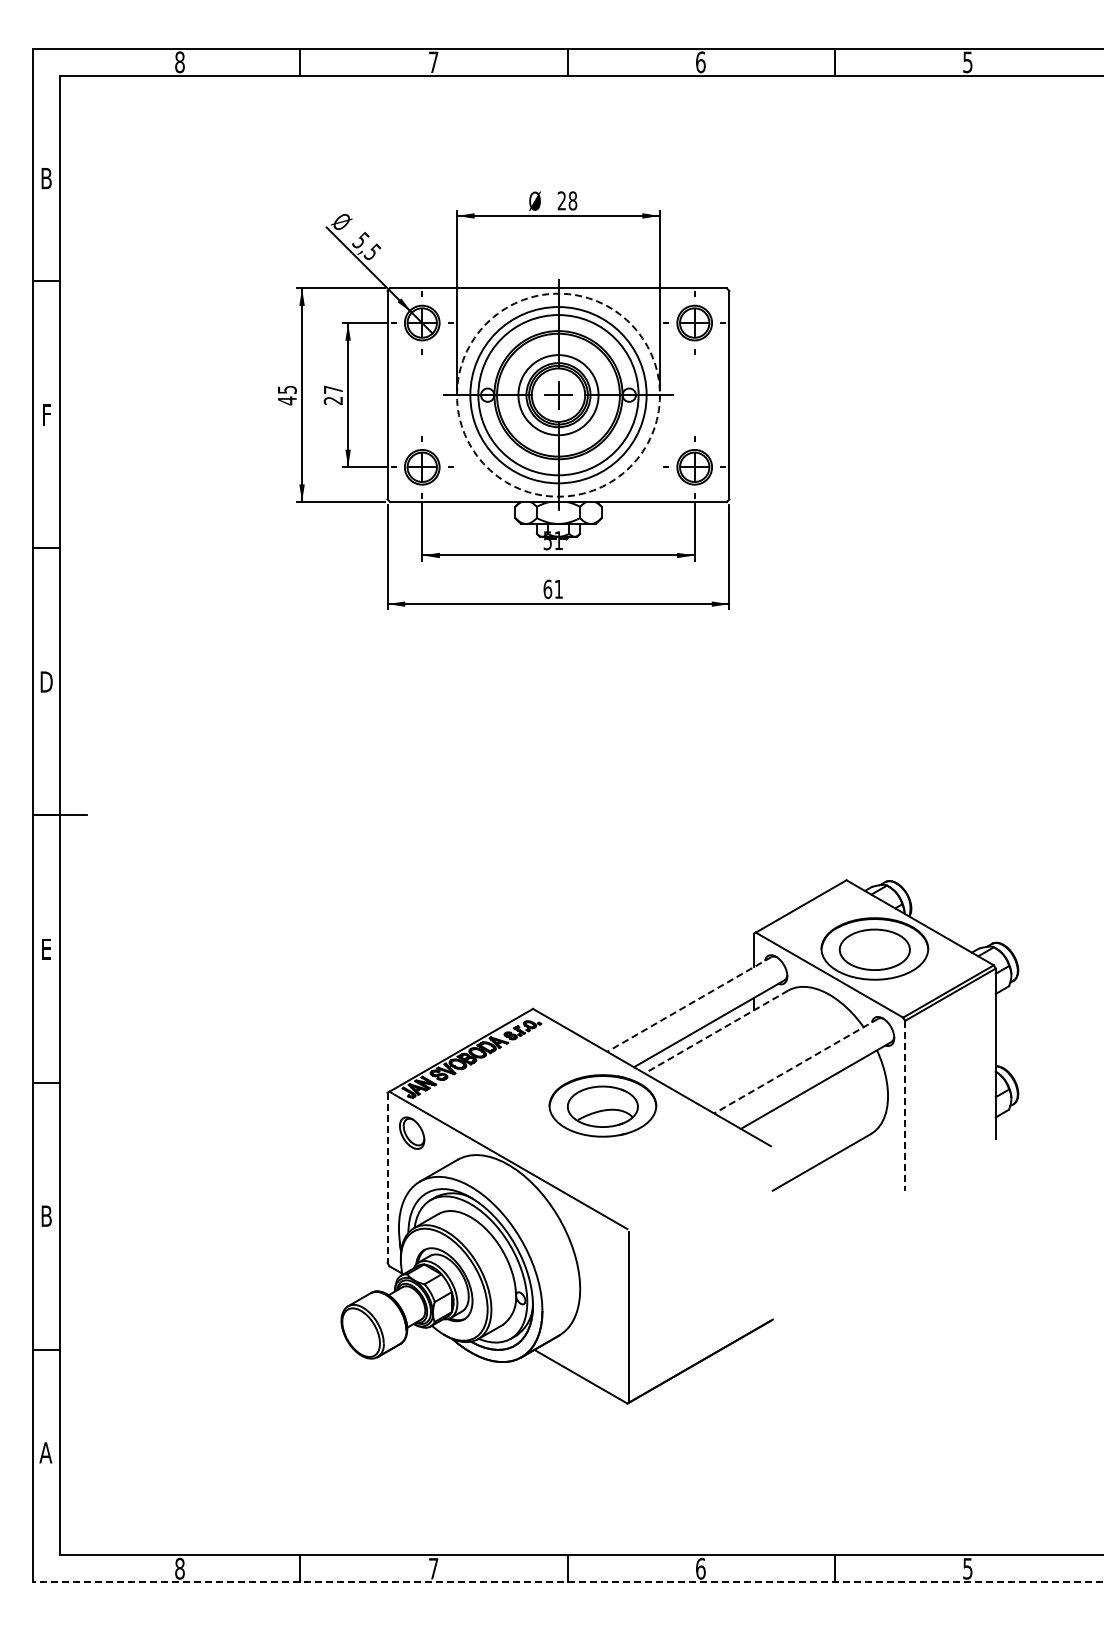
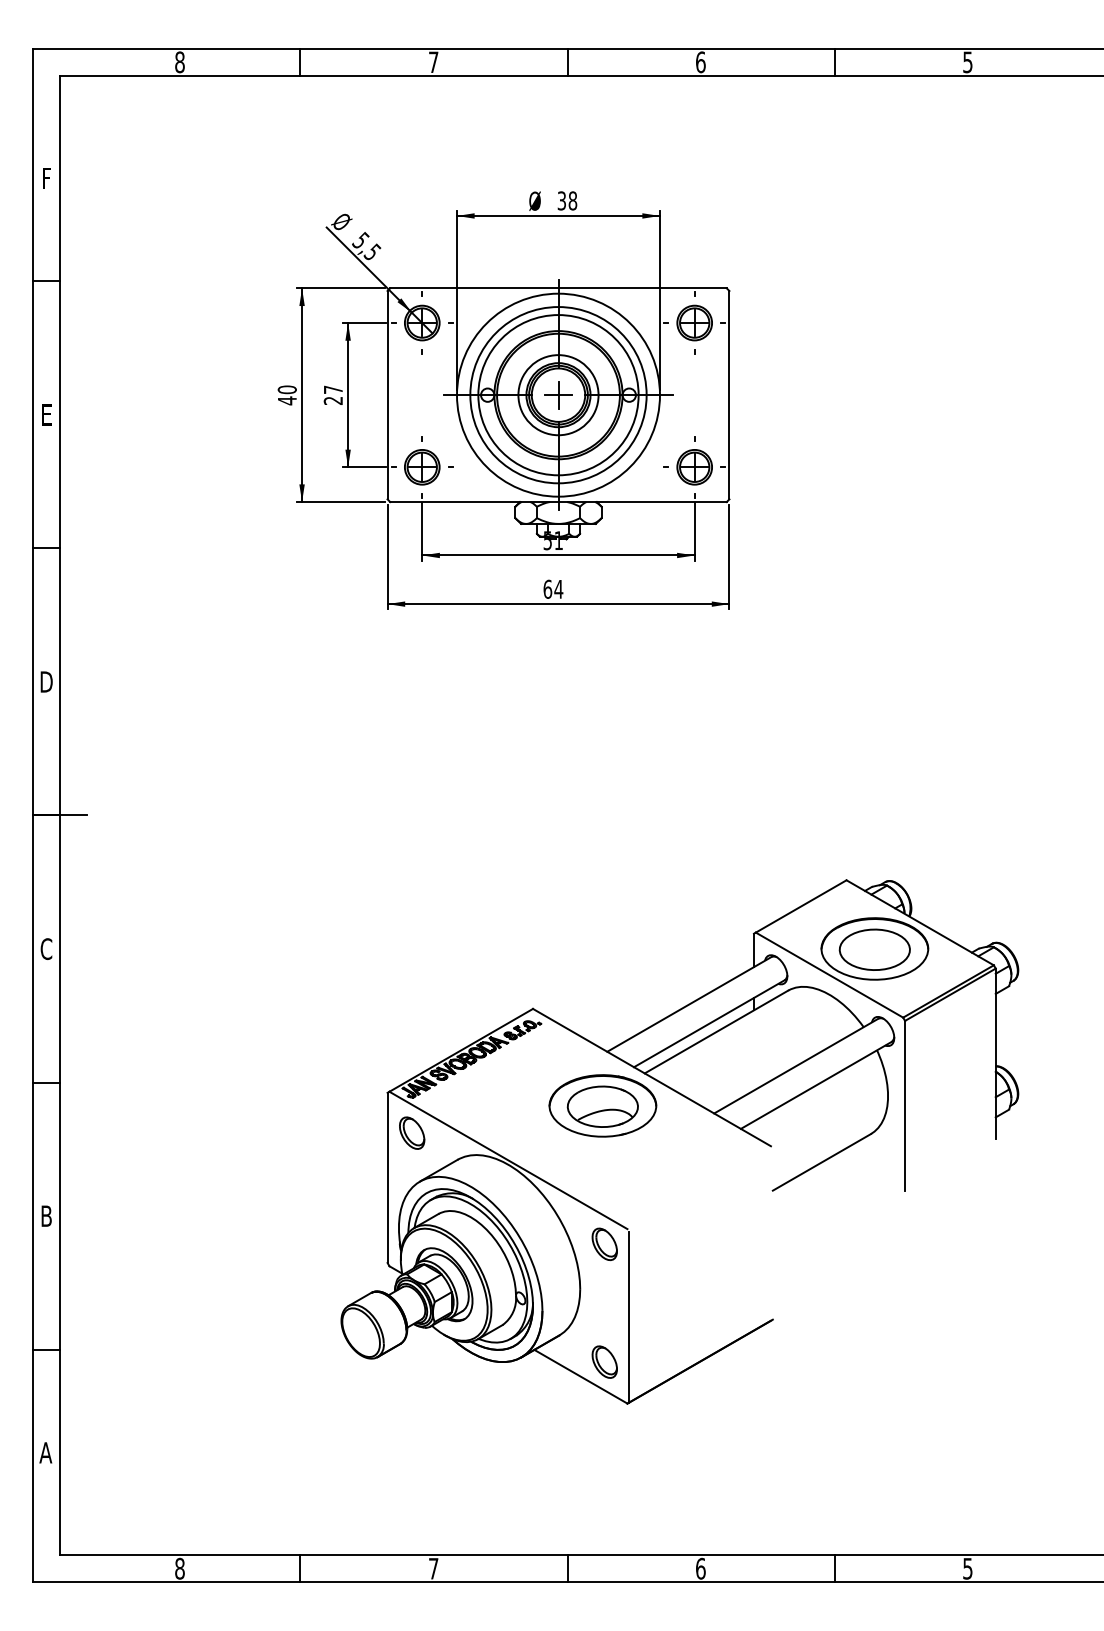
text: B -> F (46, 178)
text: 28 -> 38 (561, 200)
text: 45 -> 40 (286, 389)
circle: dashed -> solid (558, 394)
text: F -> E (46, 414)
text: 61 -> 64 (558, 589)
text: E -> C (46, 949)
line: dashed -> solid (689, 1004)
line: dashed -> solid (716, 1032)
line: dashed -> solid (796, 1066)
line: dashed -> solid (905, 1106)
line: dashed -> solid (387, 1178)
part: none -> present (604, 1244)
part: none -> present (604, 1361)
line: dashed -> solid (568, 1582)
